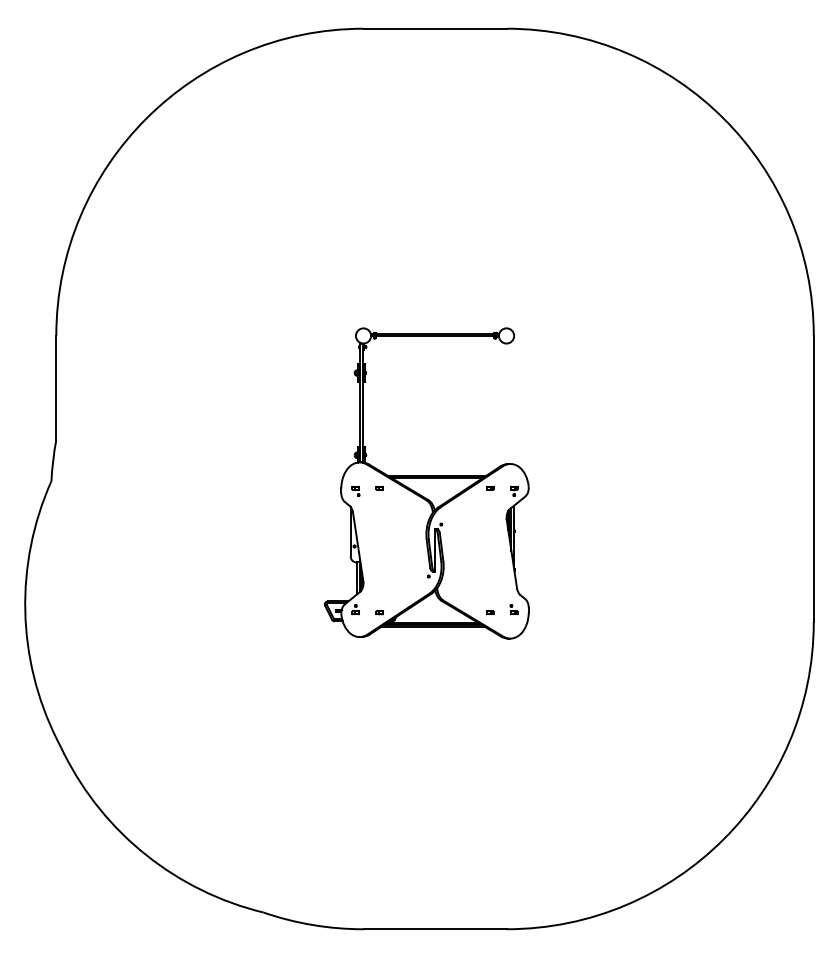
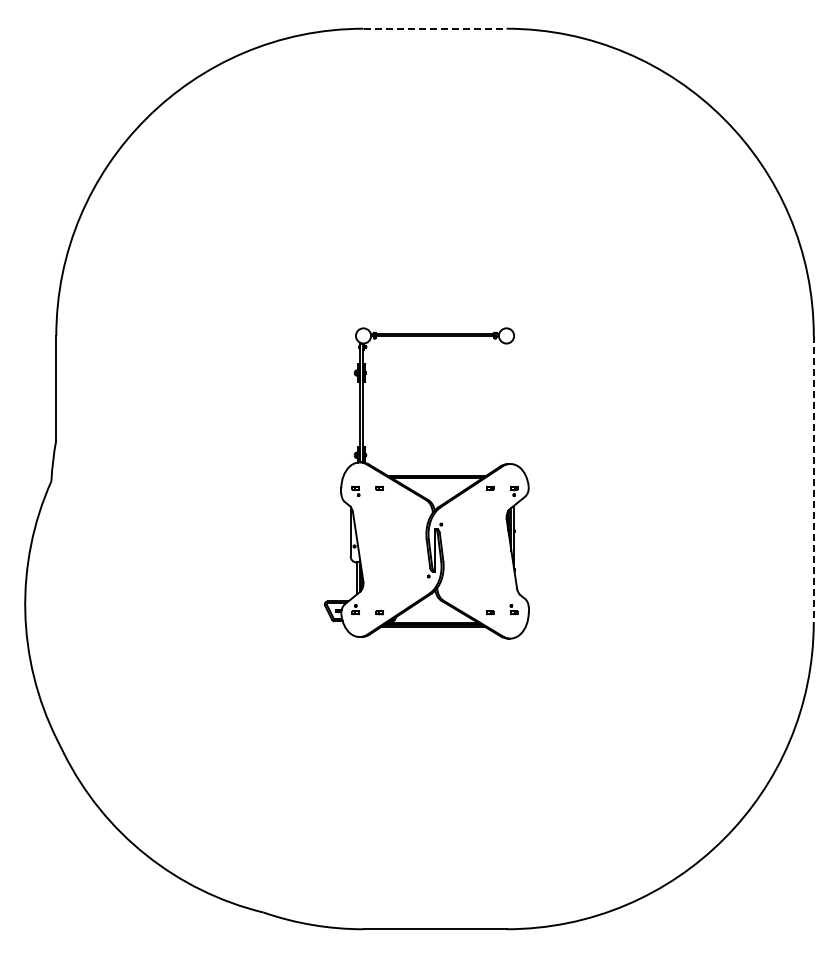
line: solid -> dashed (435, 28)
line: solid -> dashed (813, 479)
